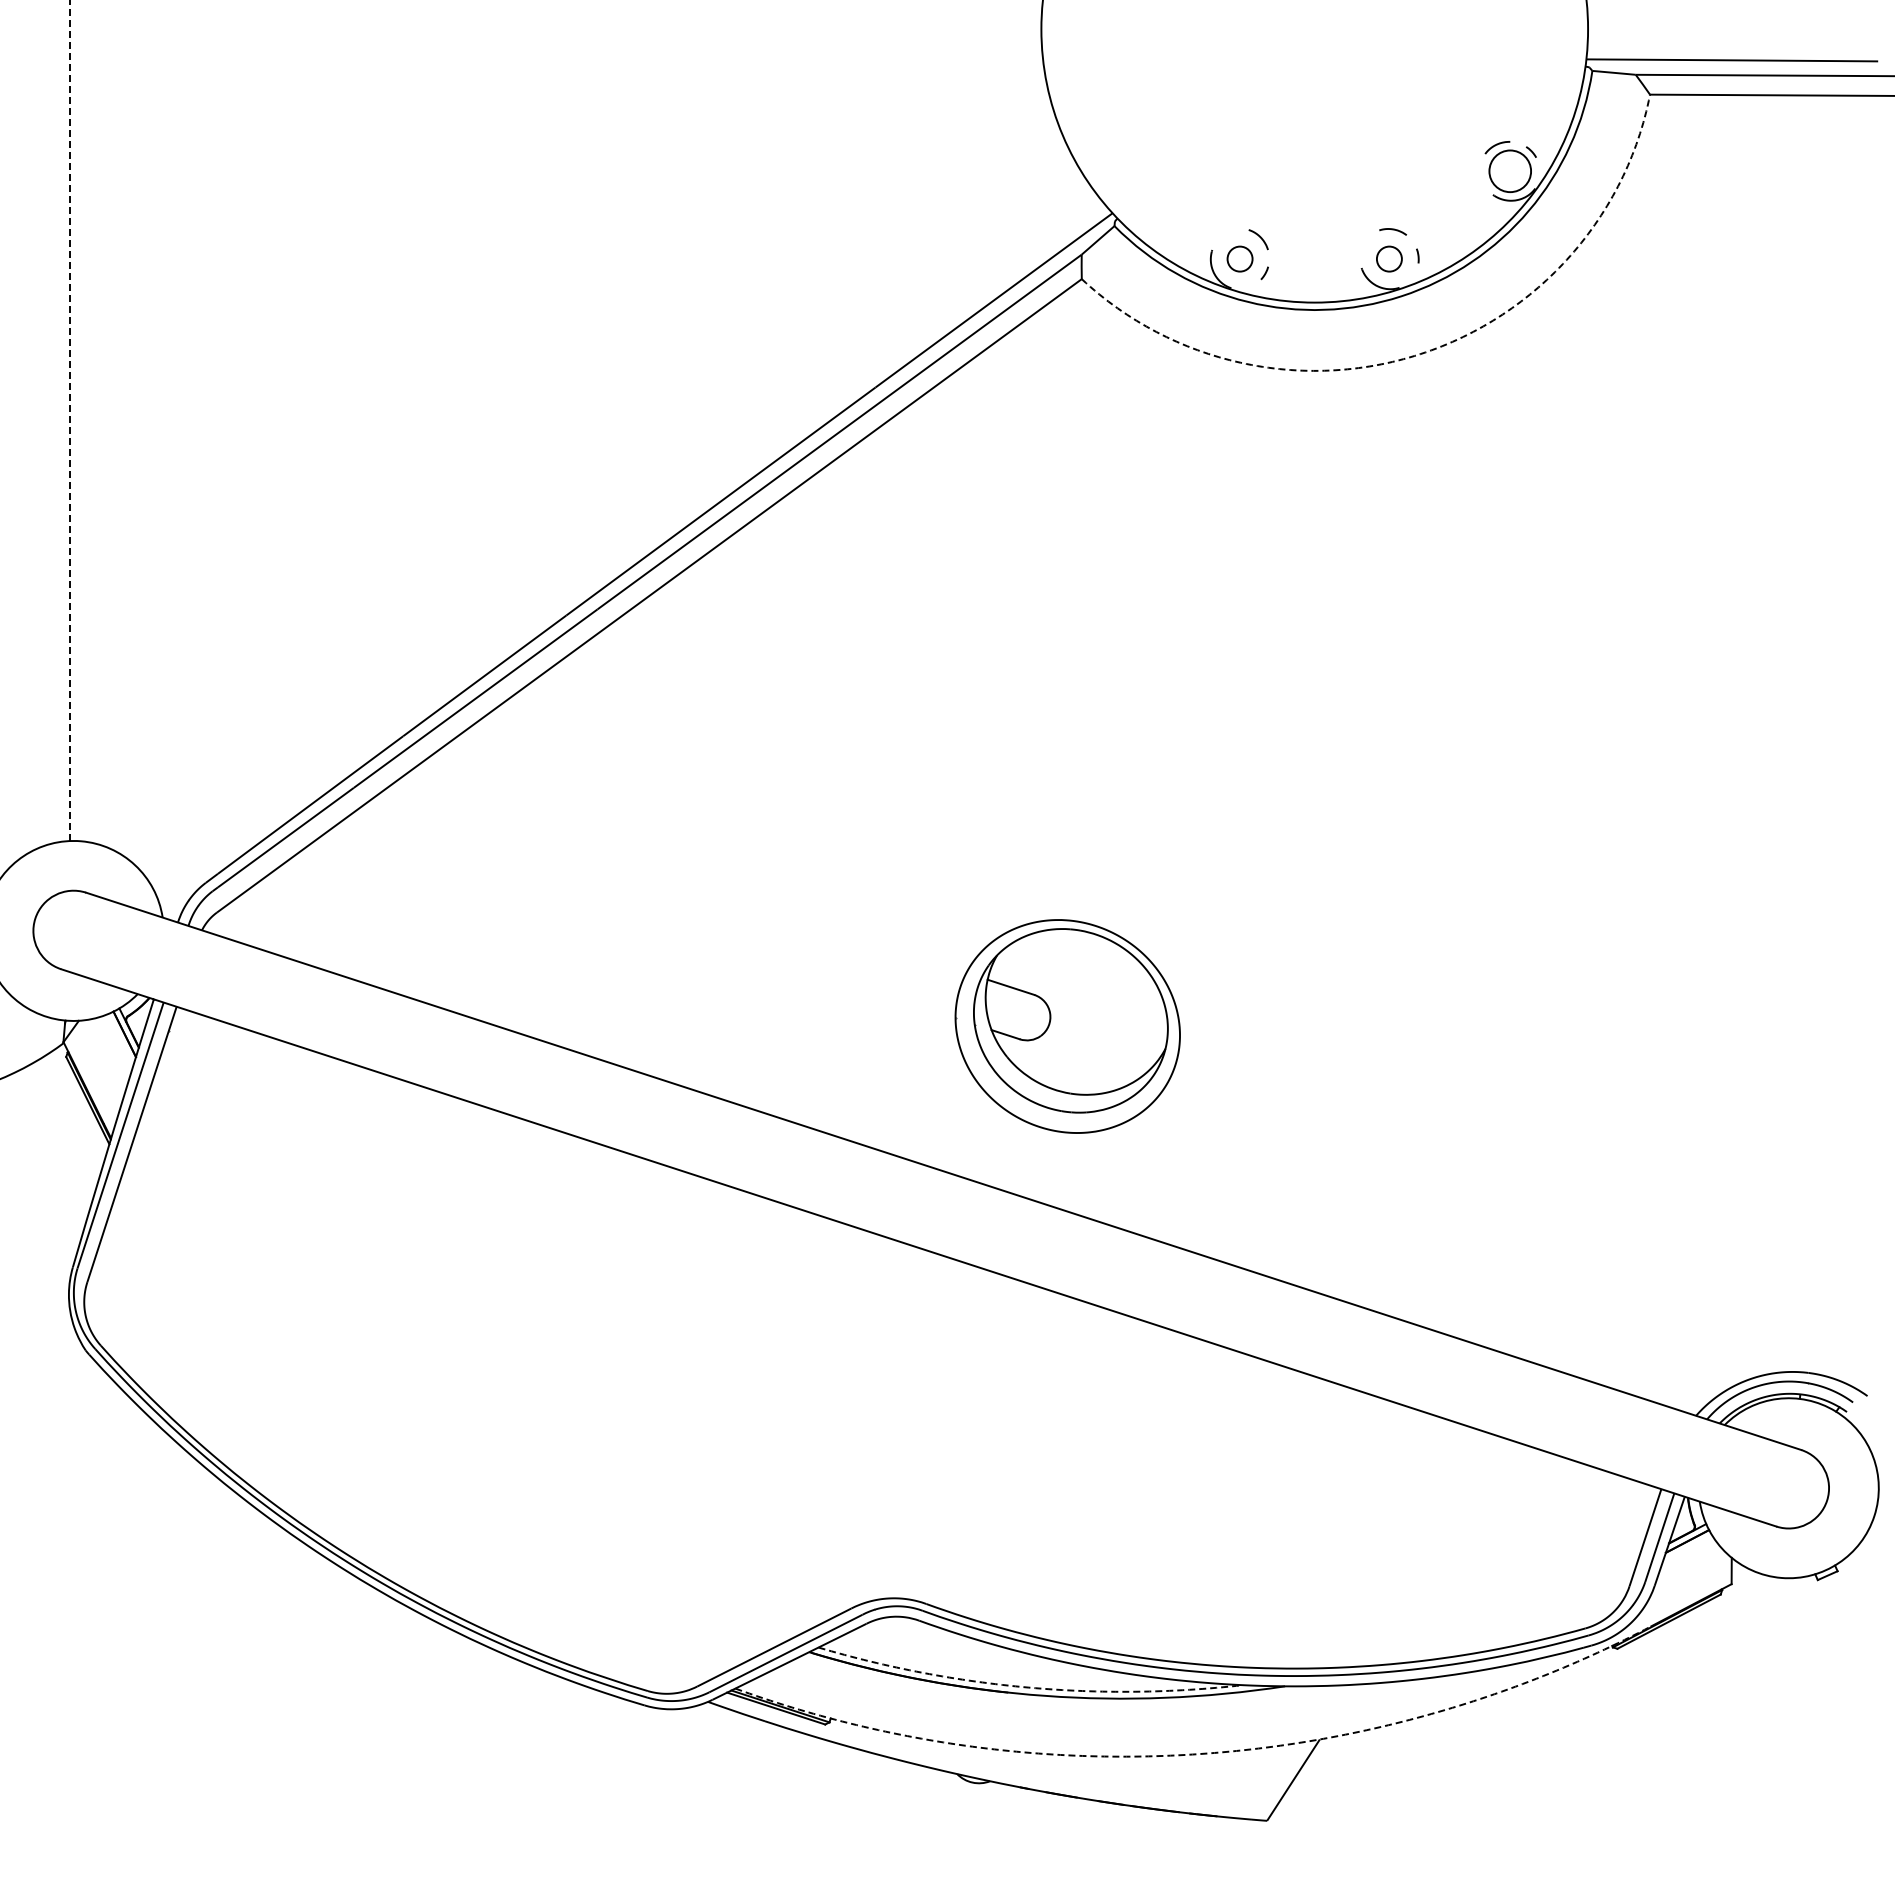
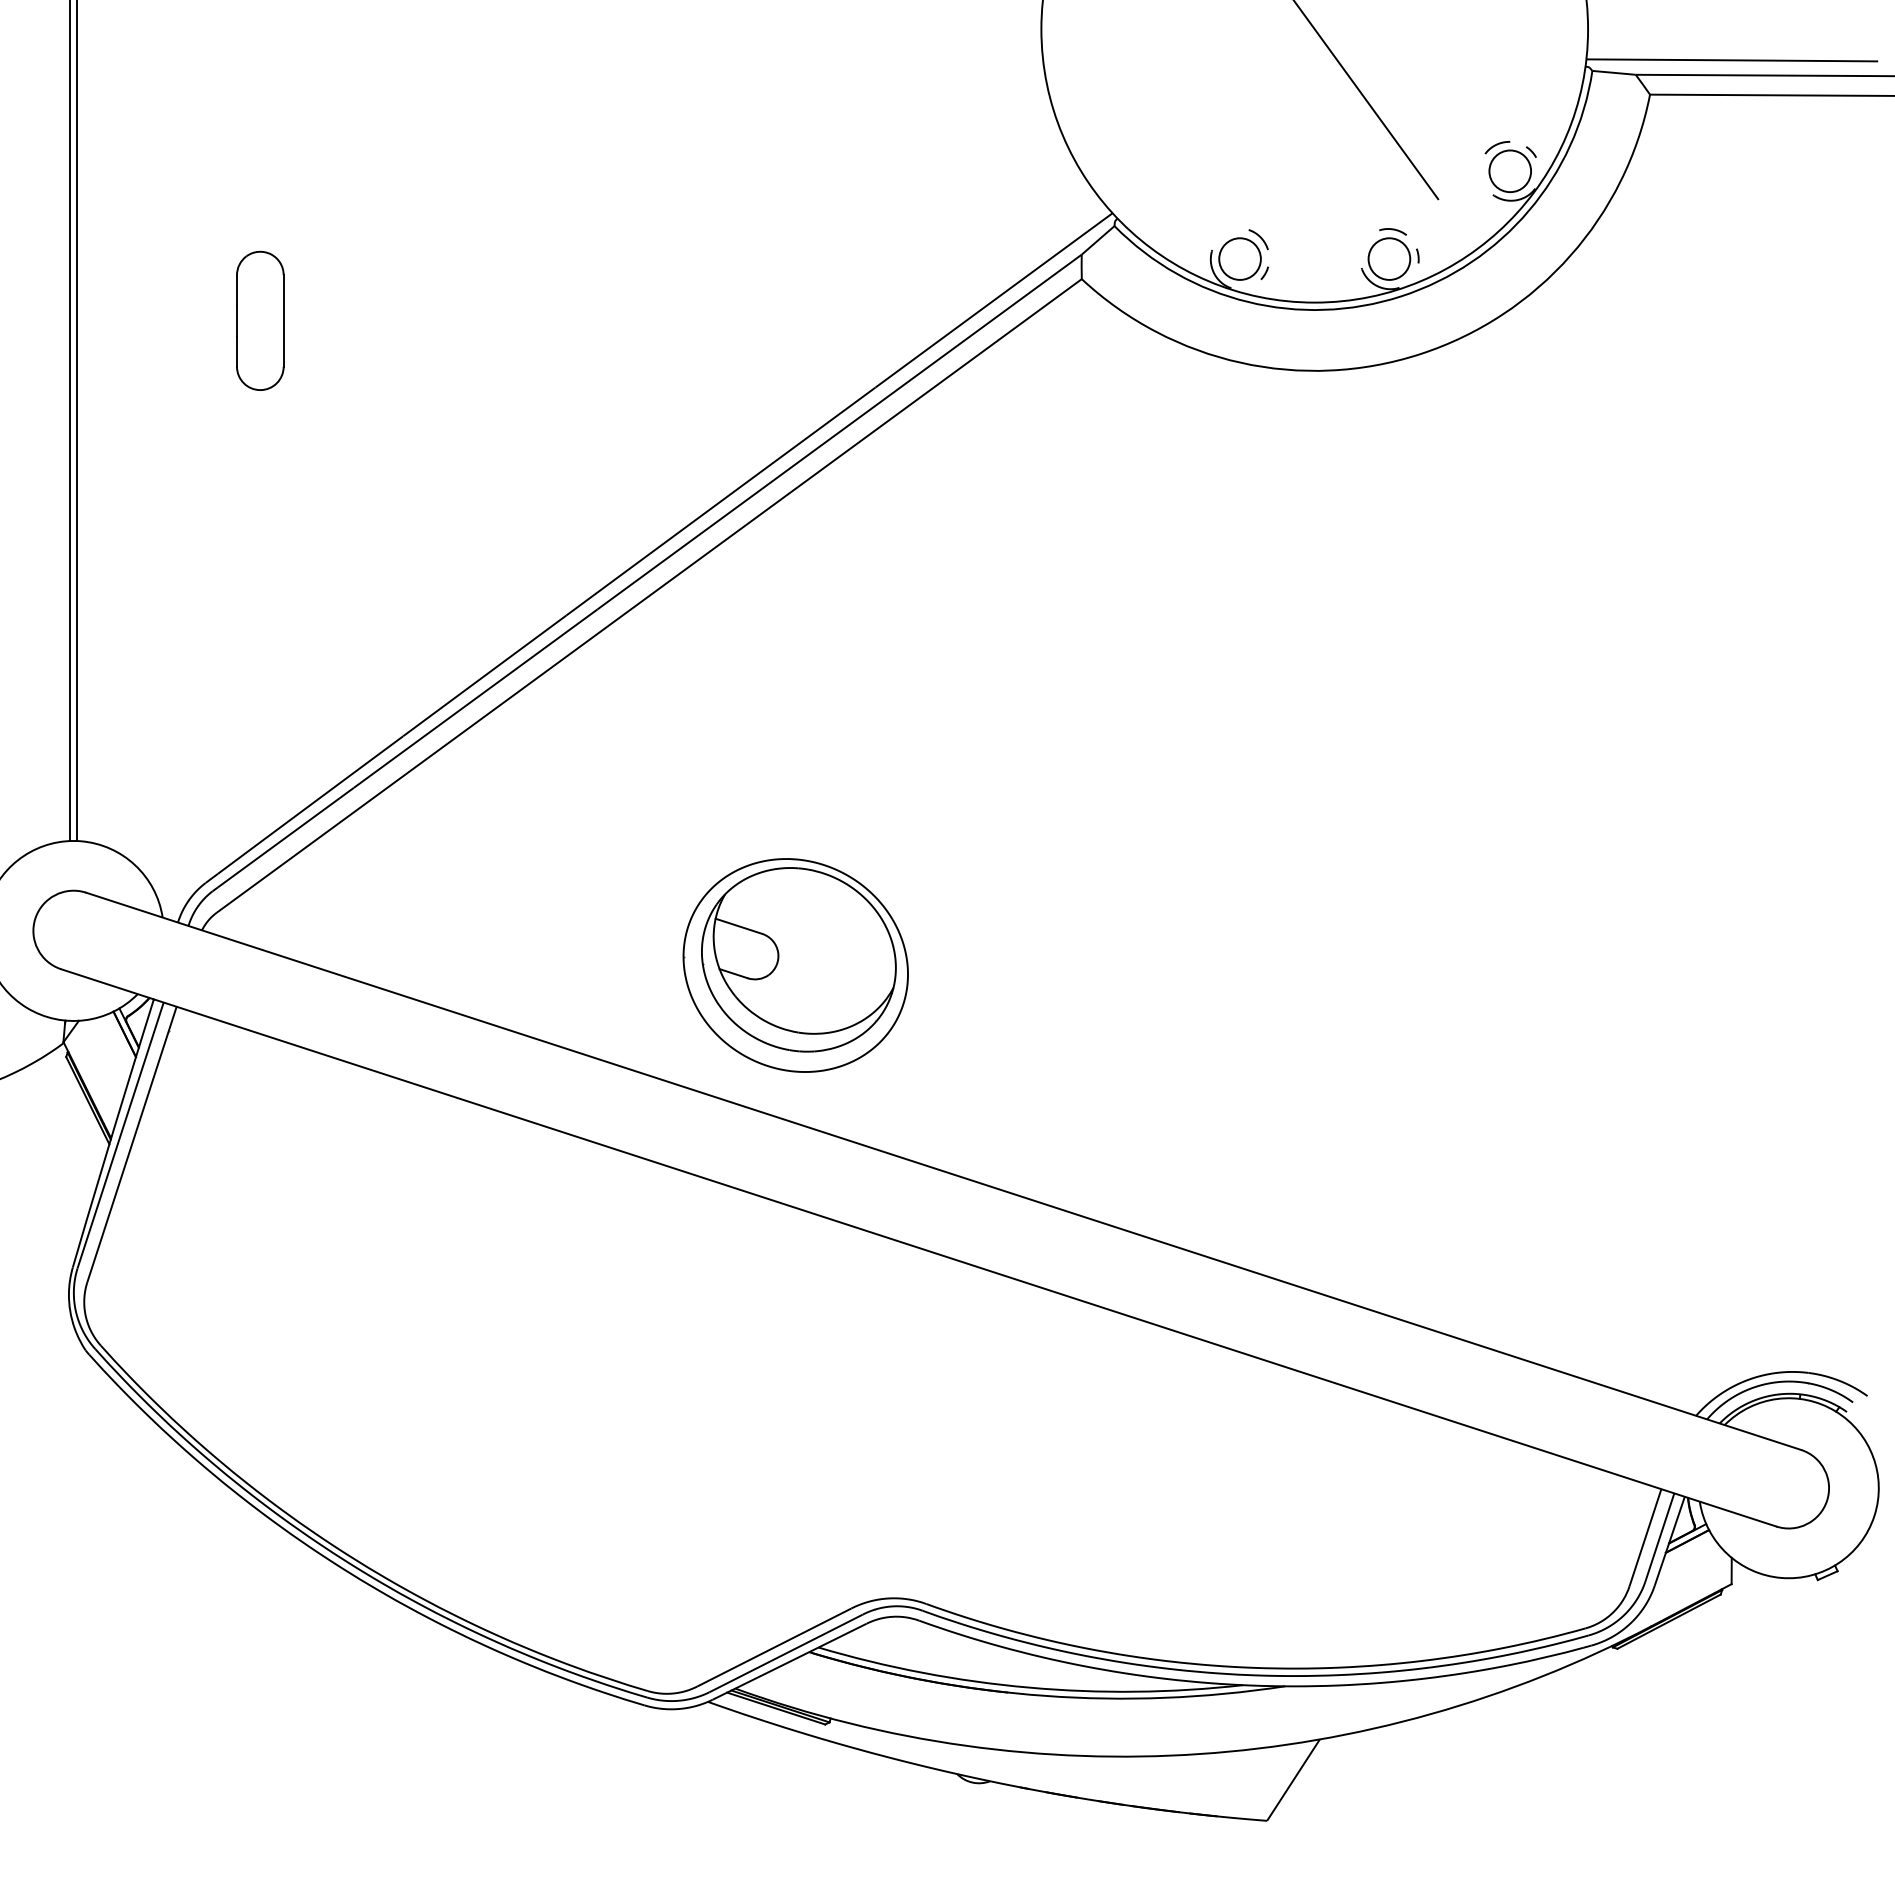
line: none -> present (1366, 100)
circle diameter: 25 px -> 42 px (1239, 258)
circle diameter: 25 px -> 42 px (1389, 258)
part: none -> present (260, 320)
arc: dashed -> solid (1420, 354)
line: dashed -> solid (70, 420)
line: none -> present (77, 421)
part position: (1067, 1026) -> (795, 965) (795, 965)
arc: dashed -> solid (1028, 1687)
arc: dashed -> solid (1199, 1754)
